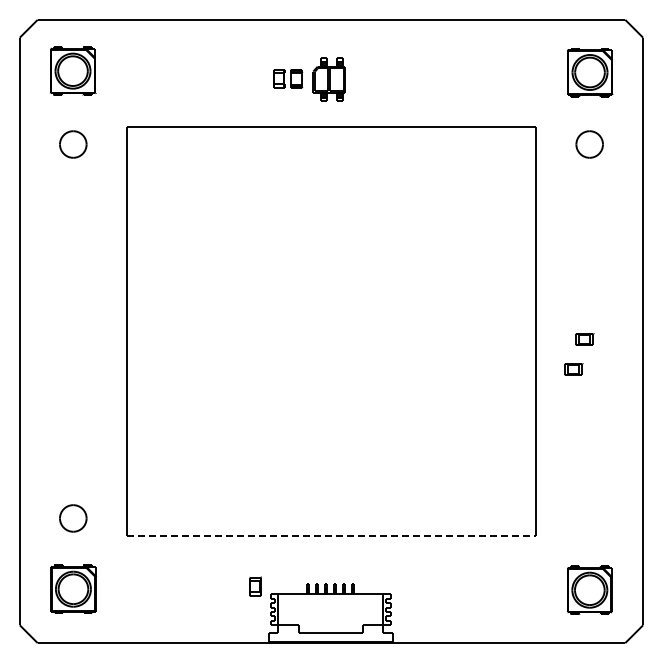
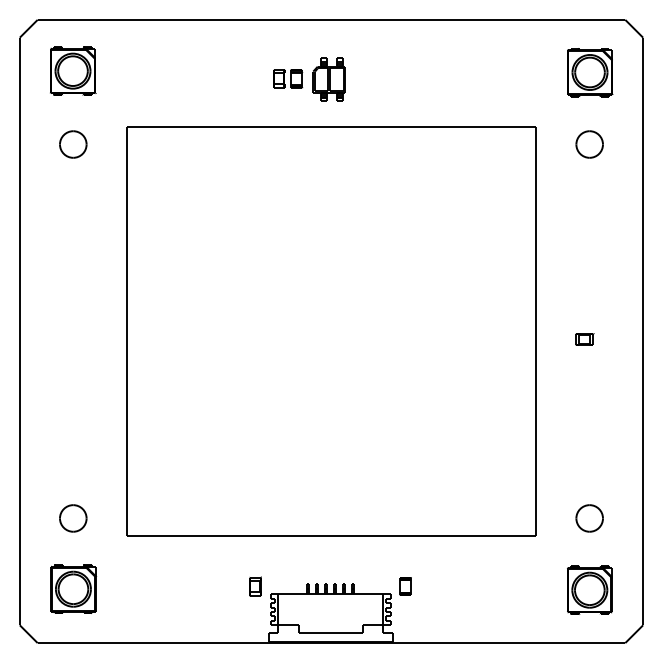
part: present -> none (573, 369)
part: none -> present (589, 518)
line: dashed -> solid (331, 536)
part: none -> present (405, 586)
